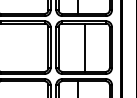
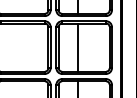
line position: (84, 47) -> (77, 47) (77, 47)
